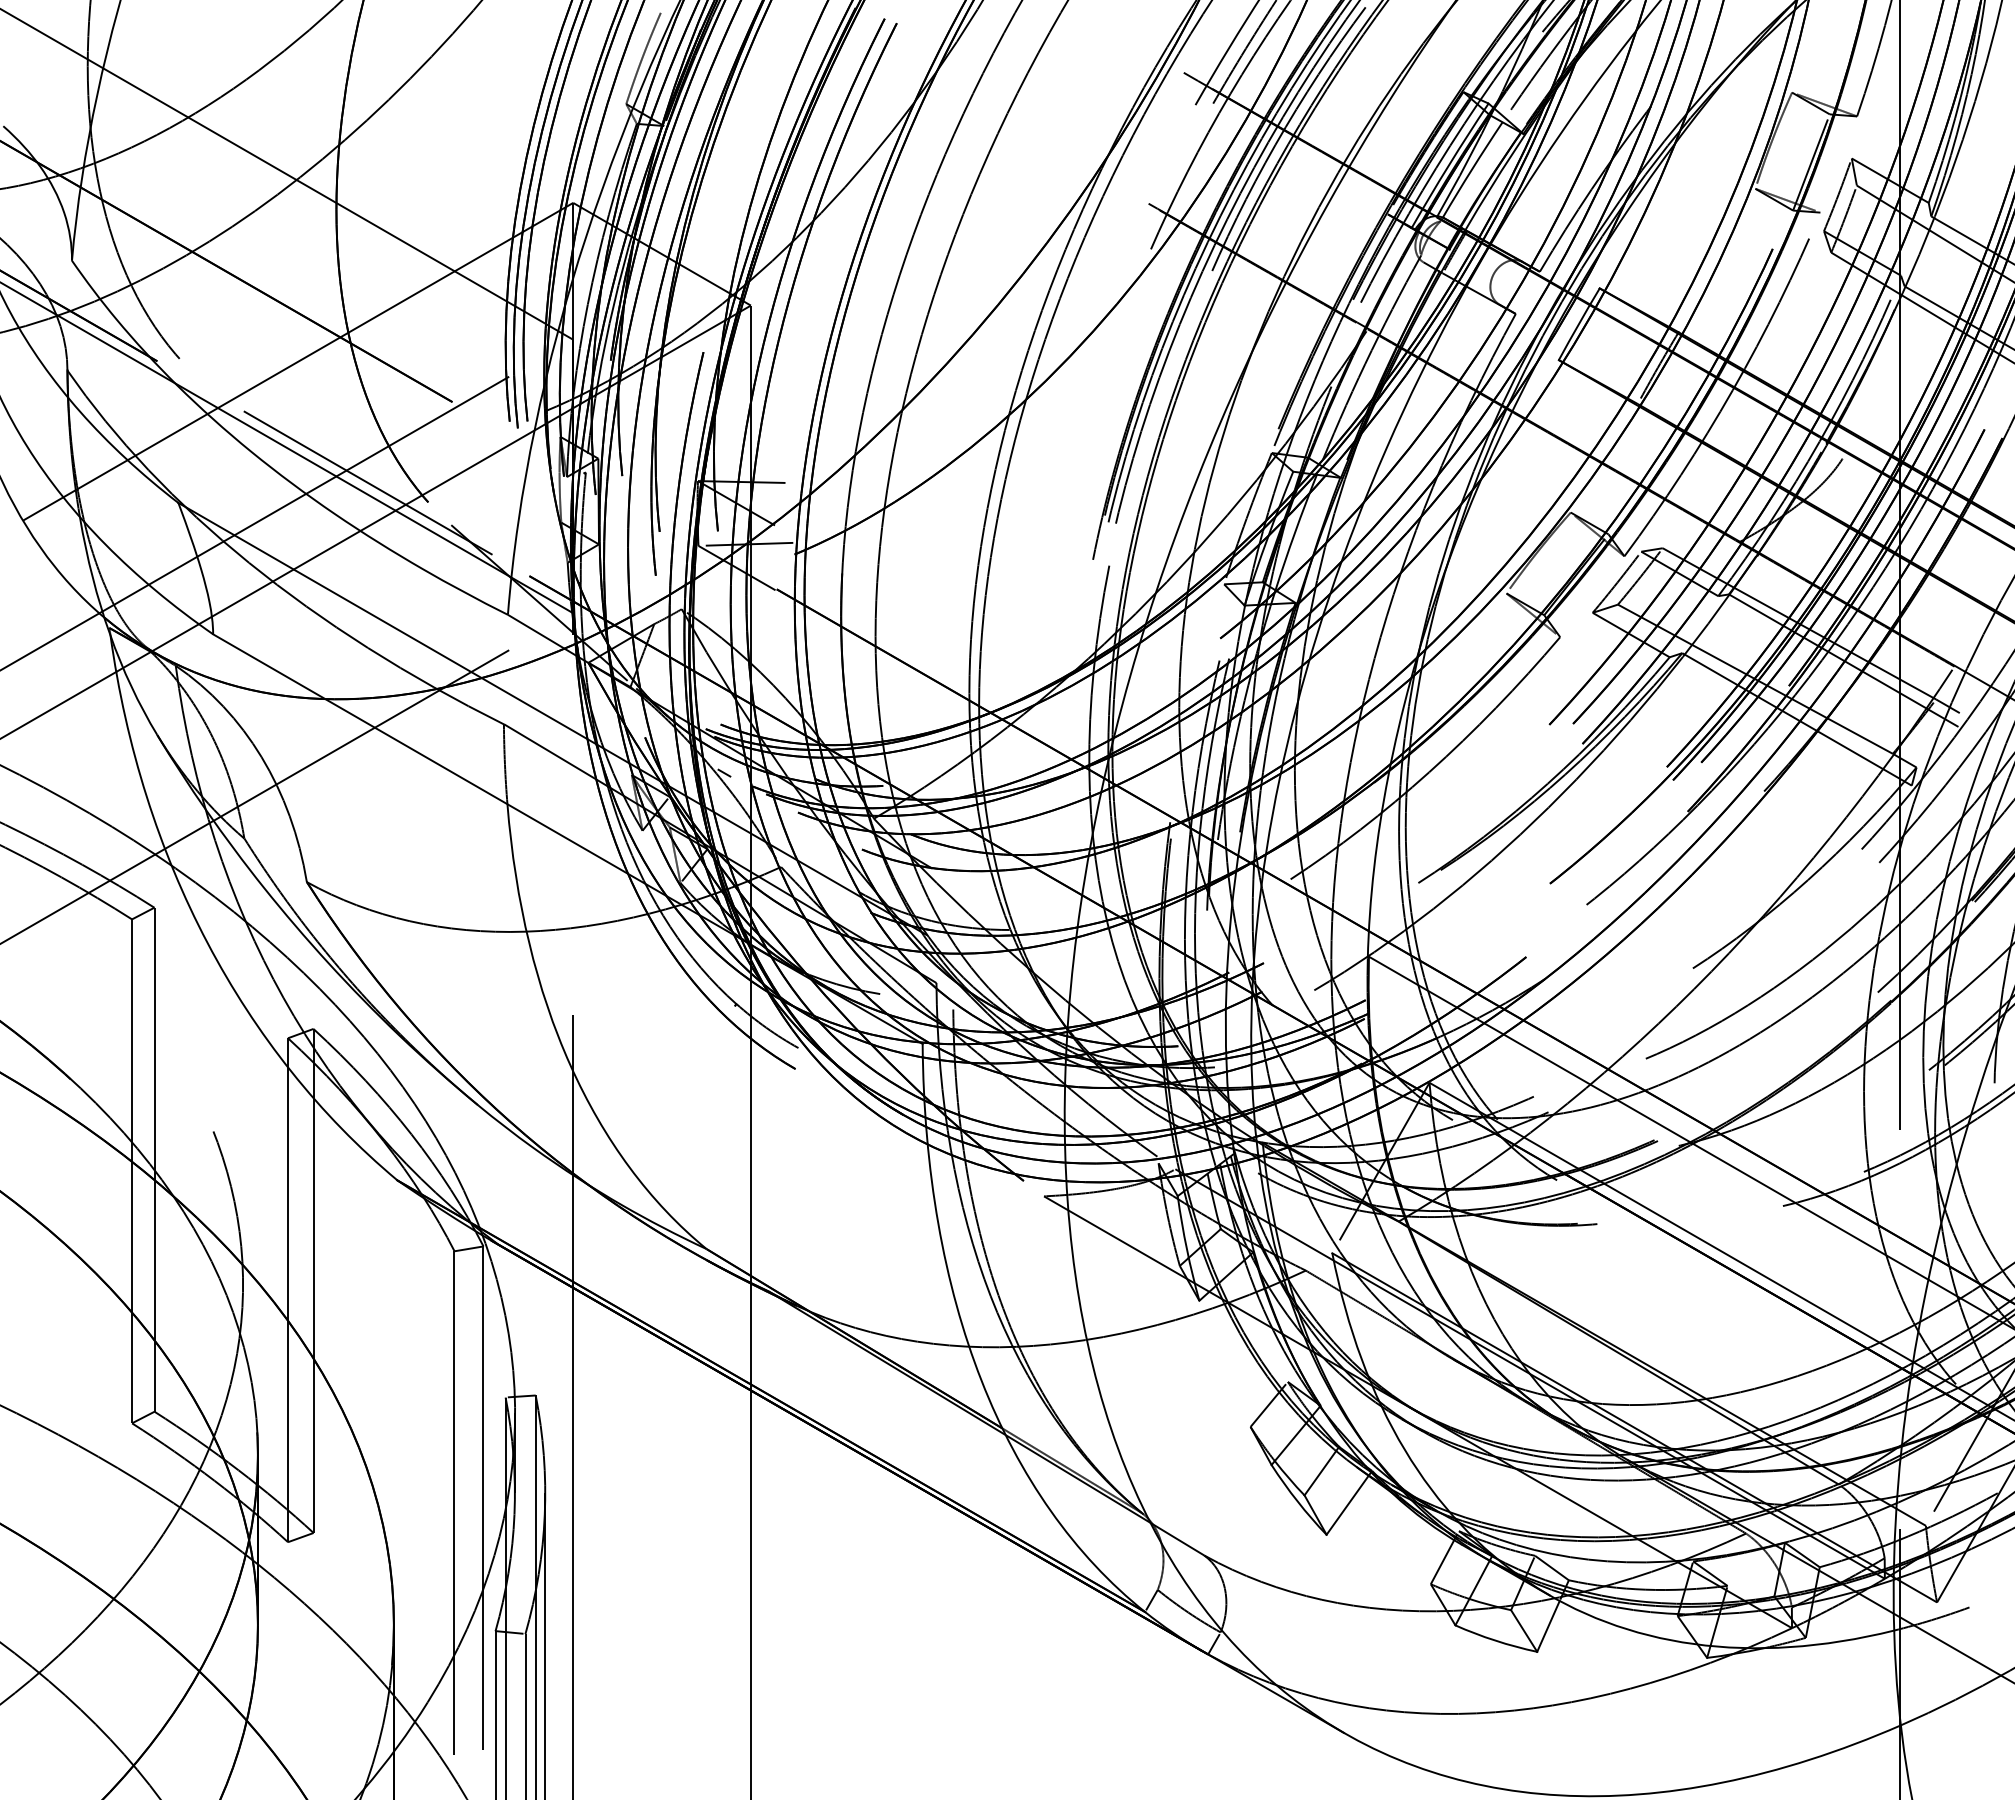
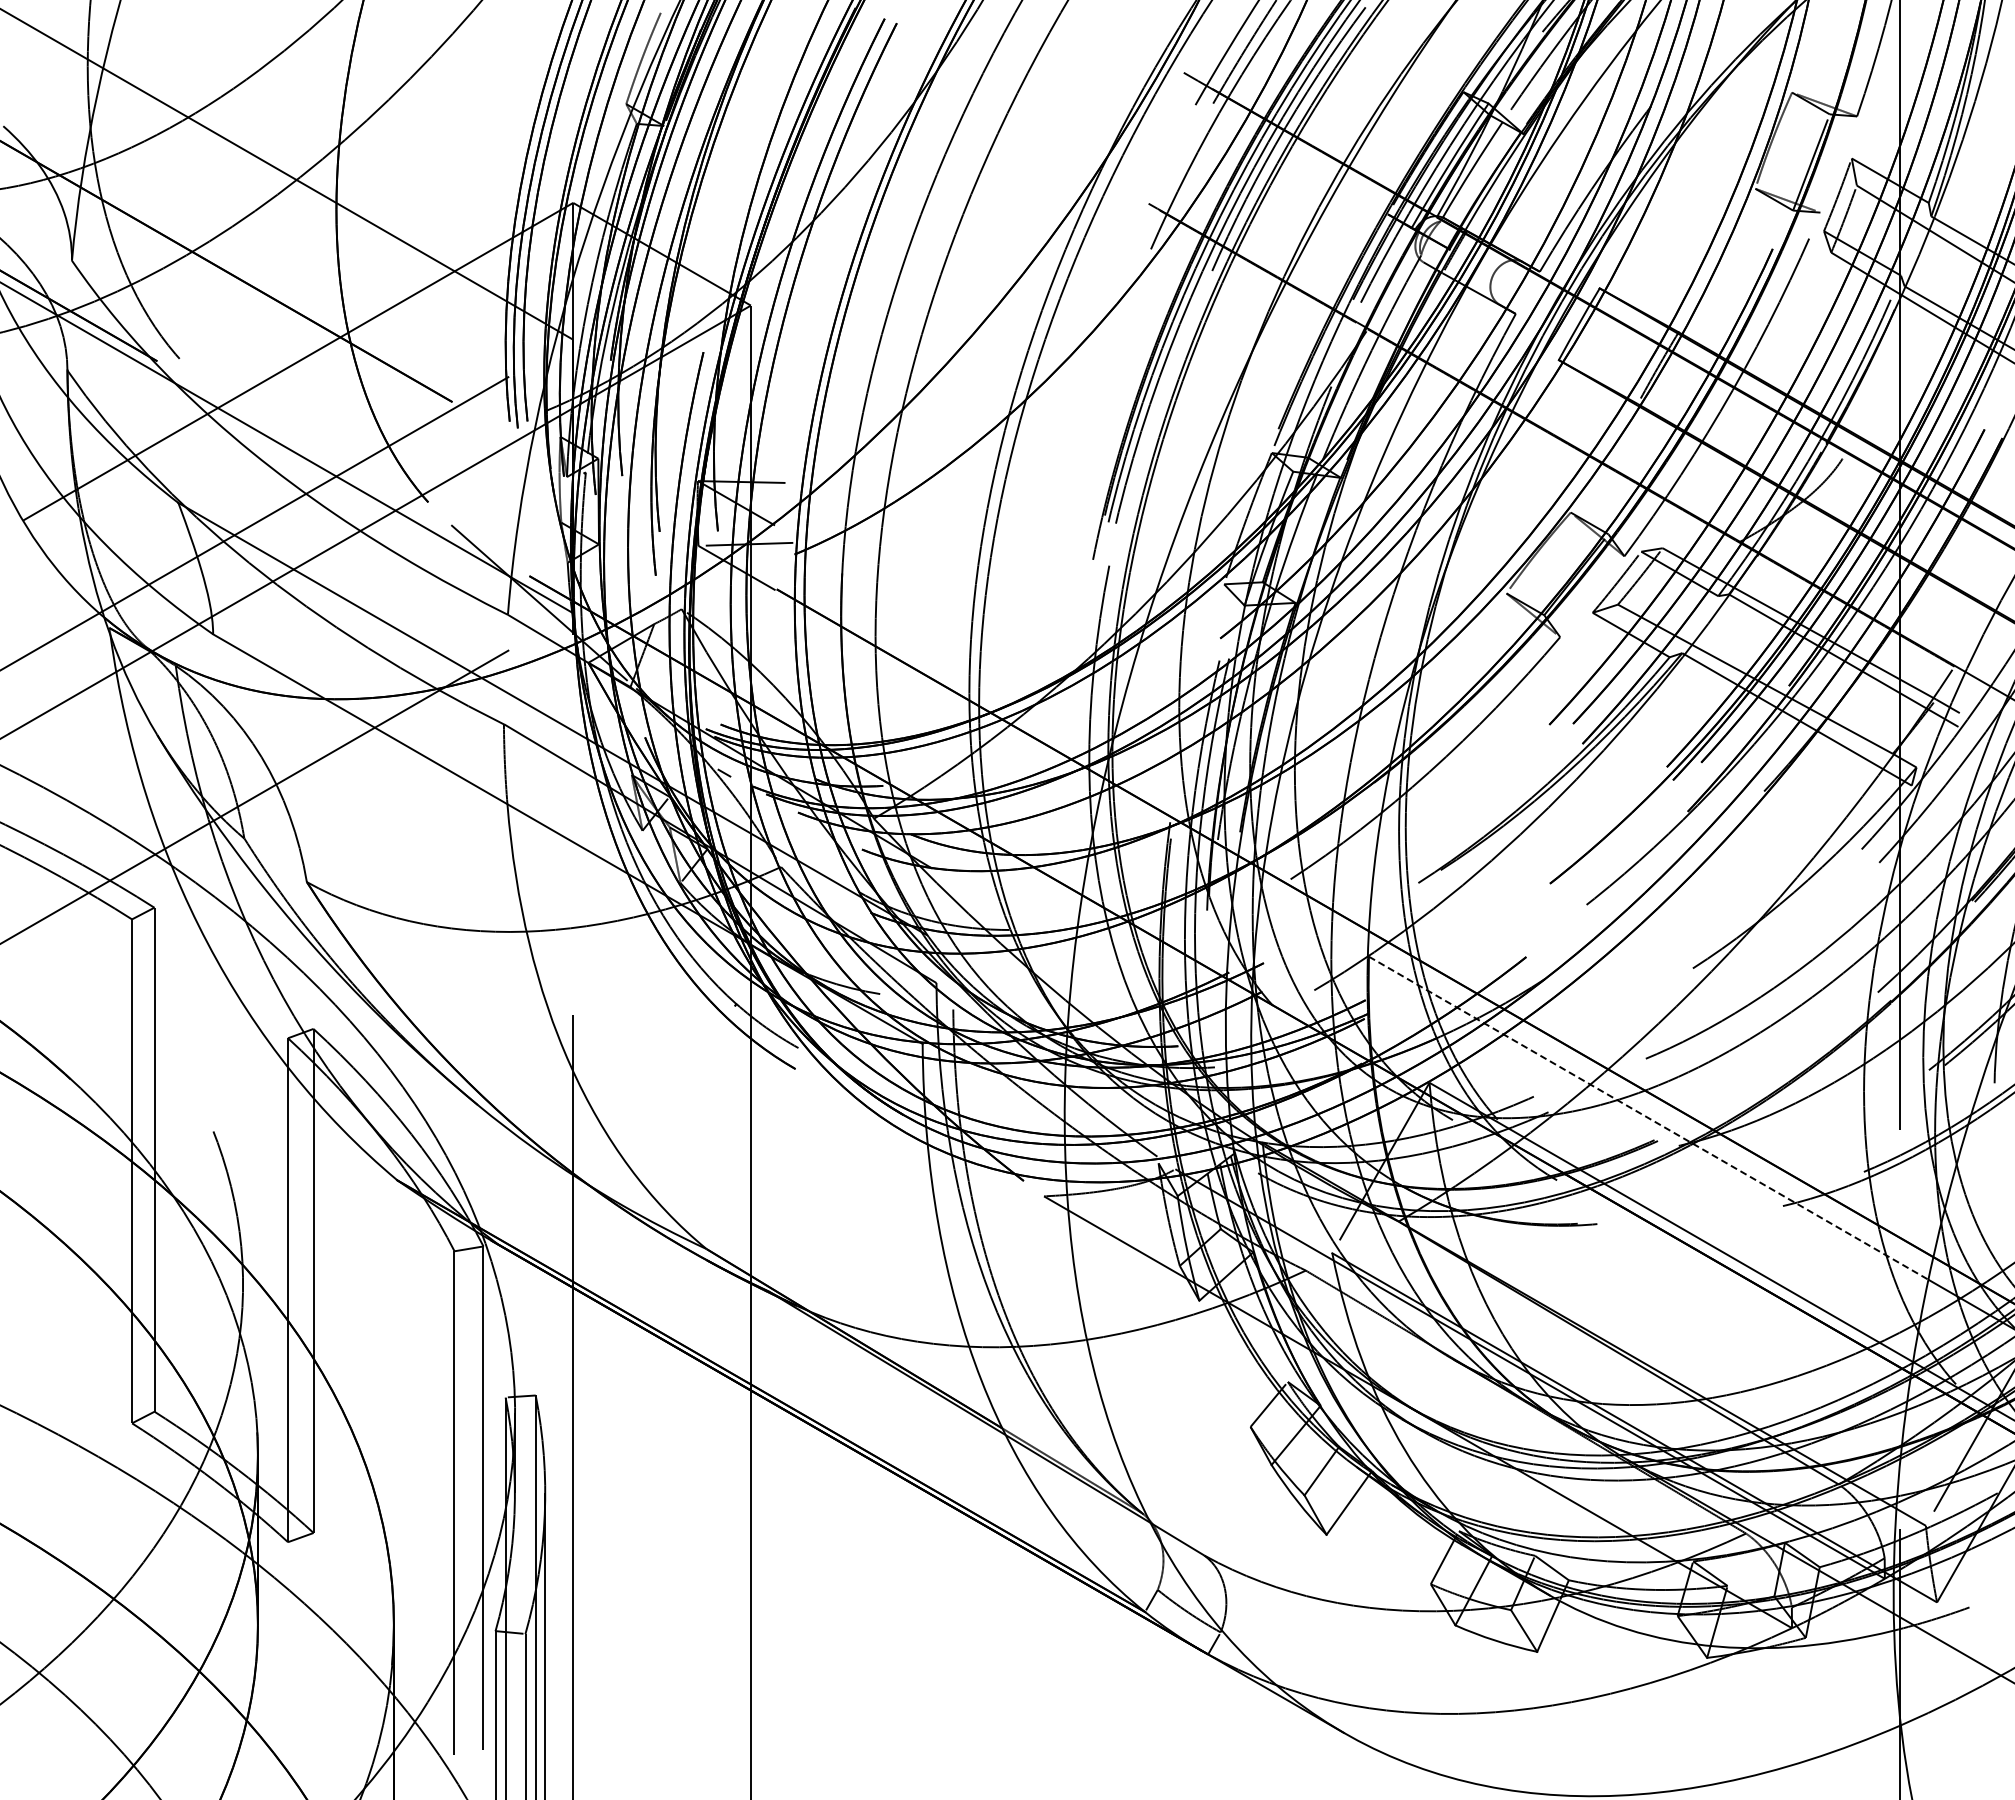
line: present -> none (367, 482)
line: solid -> dashed (1649, 1118)
